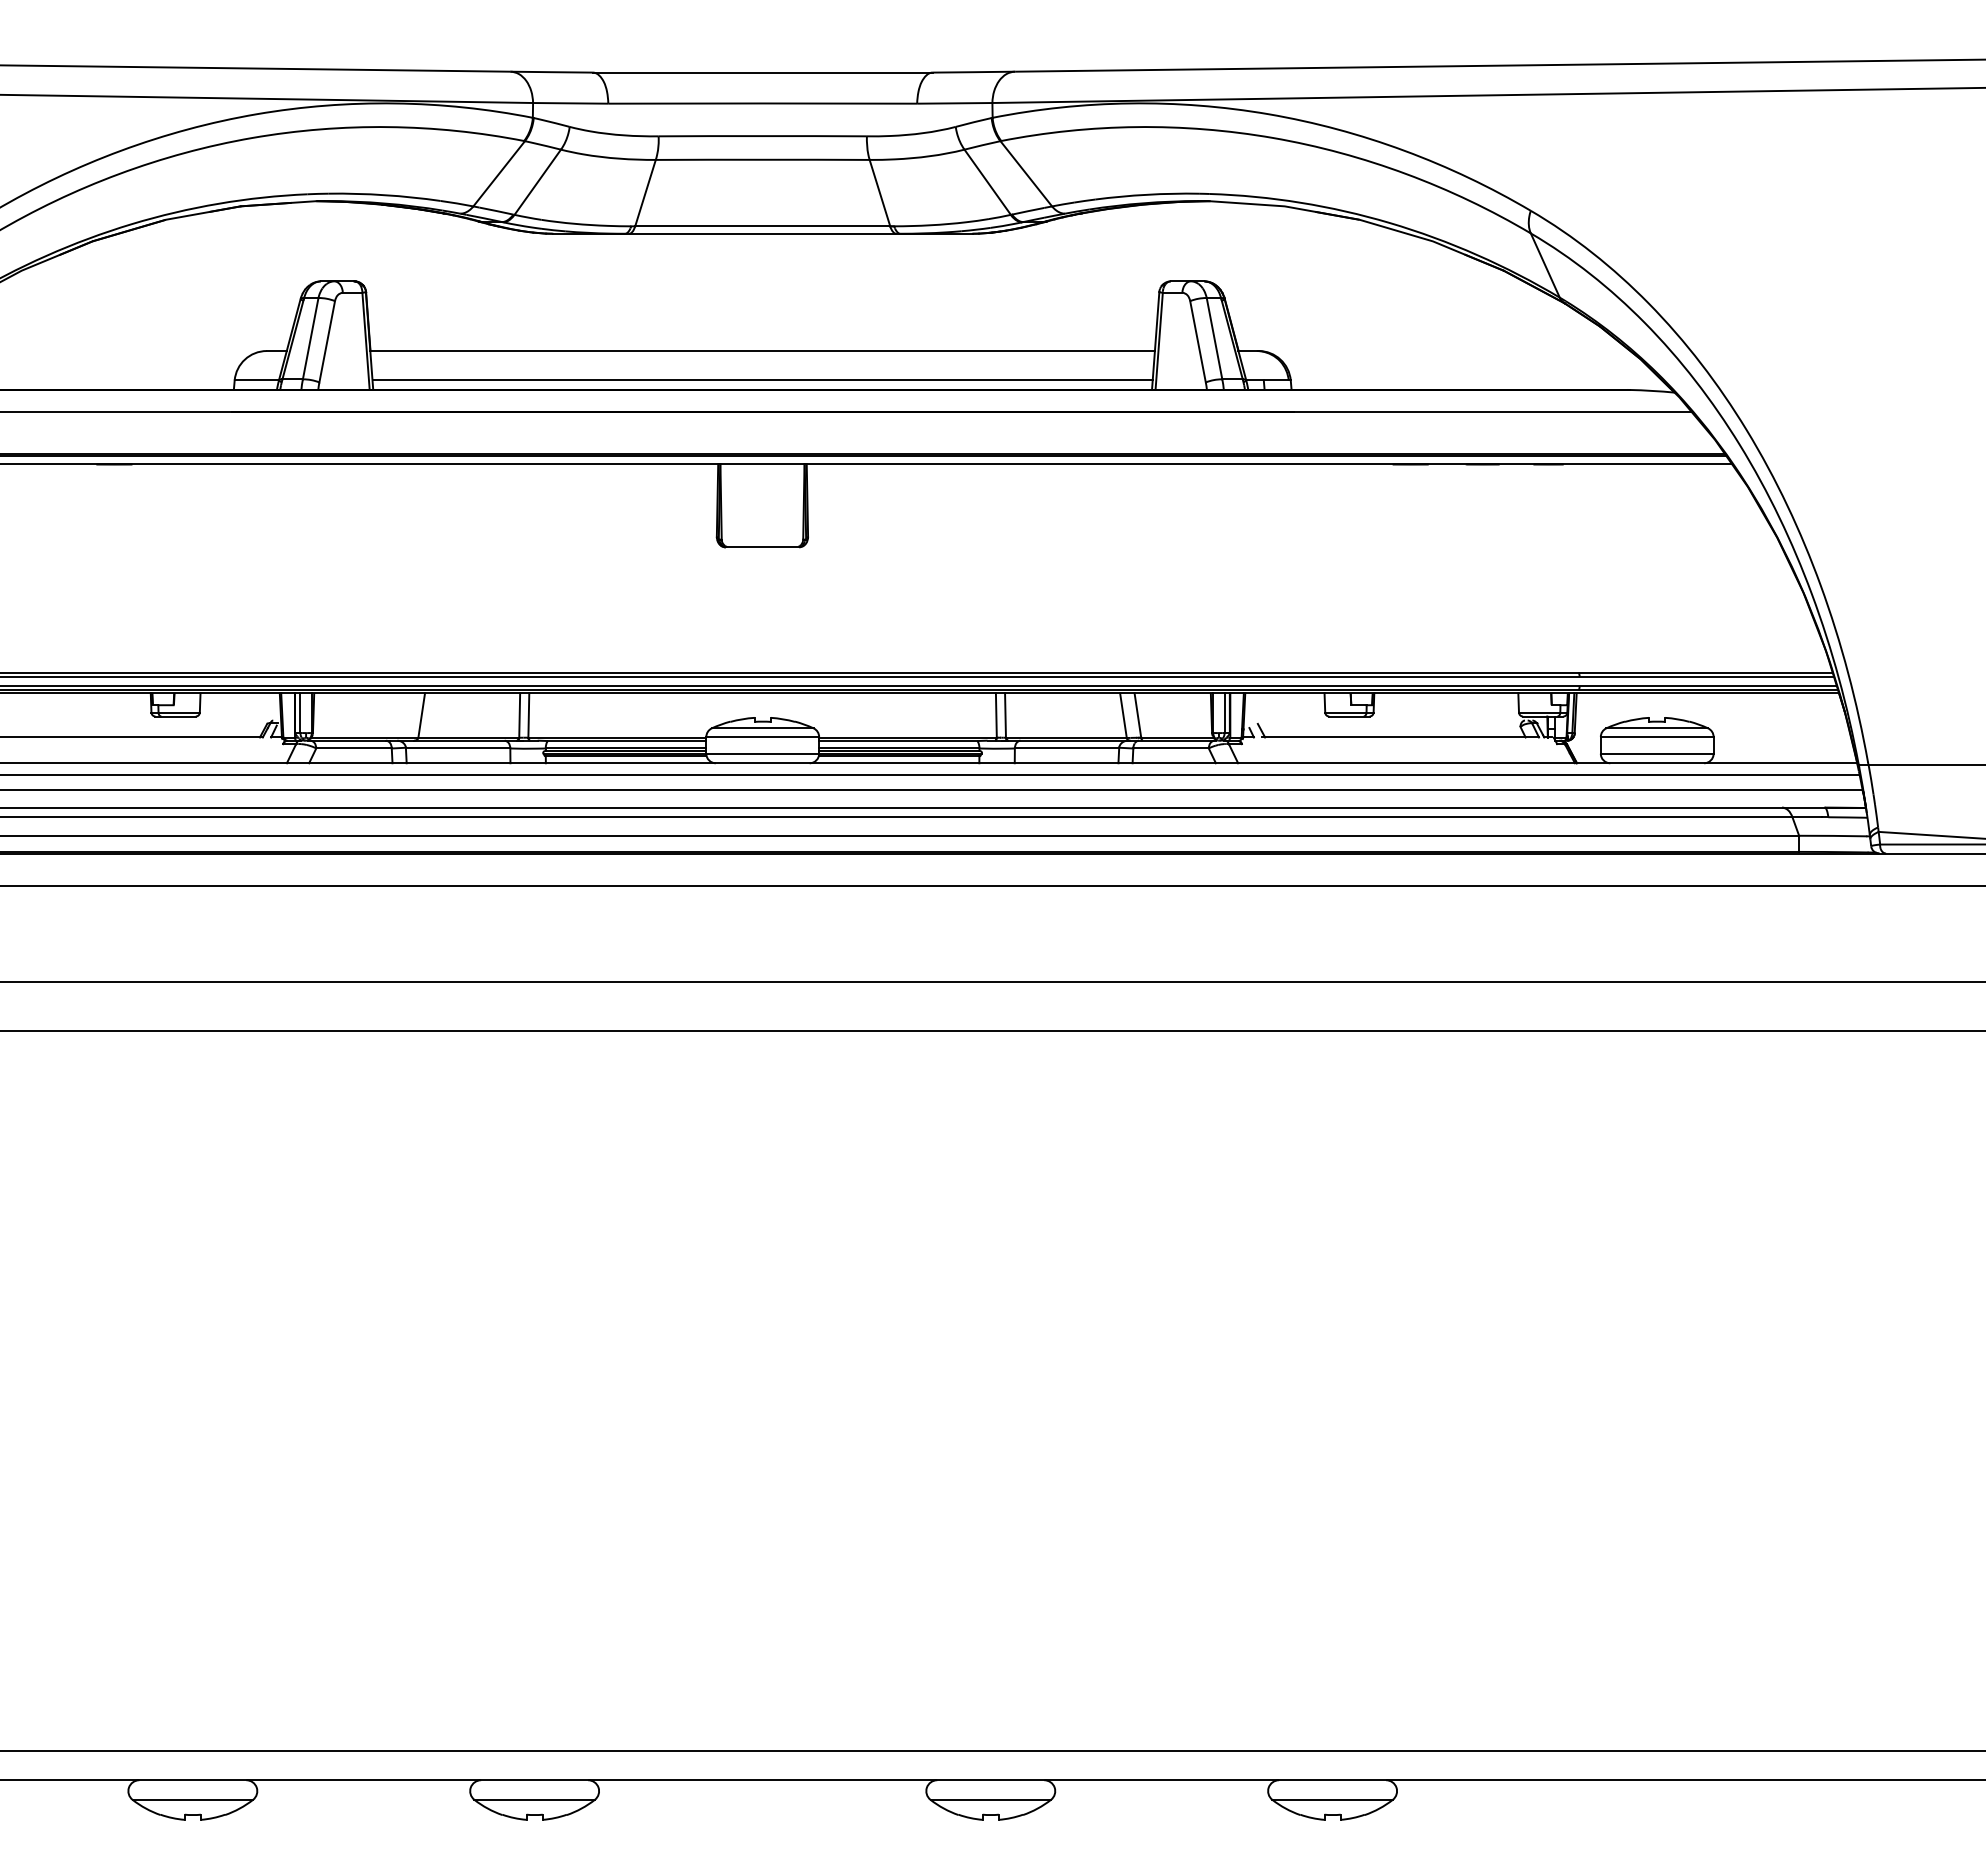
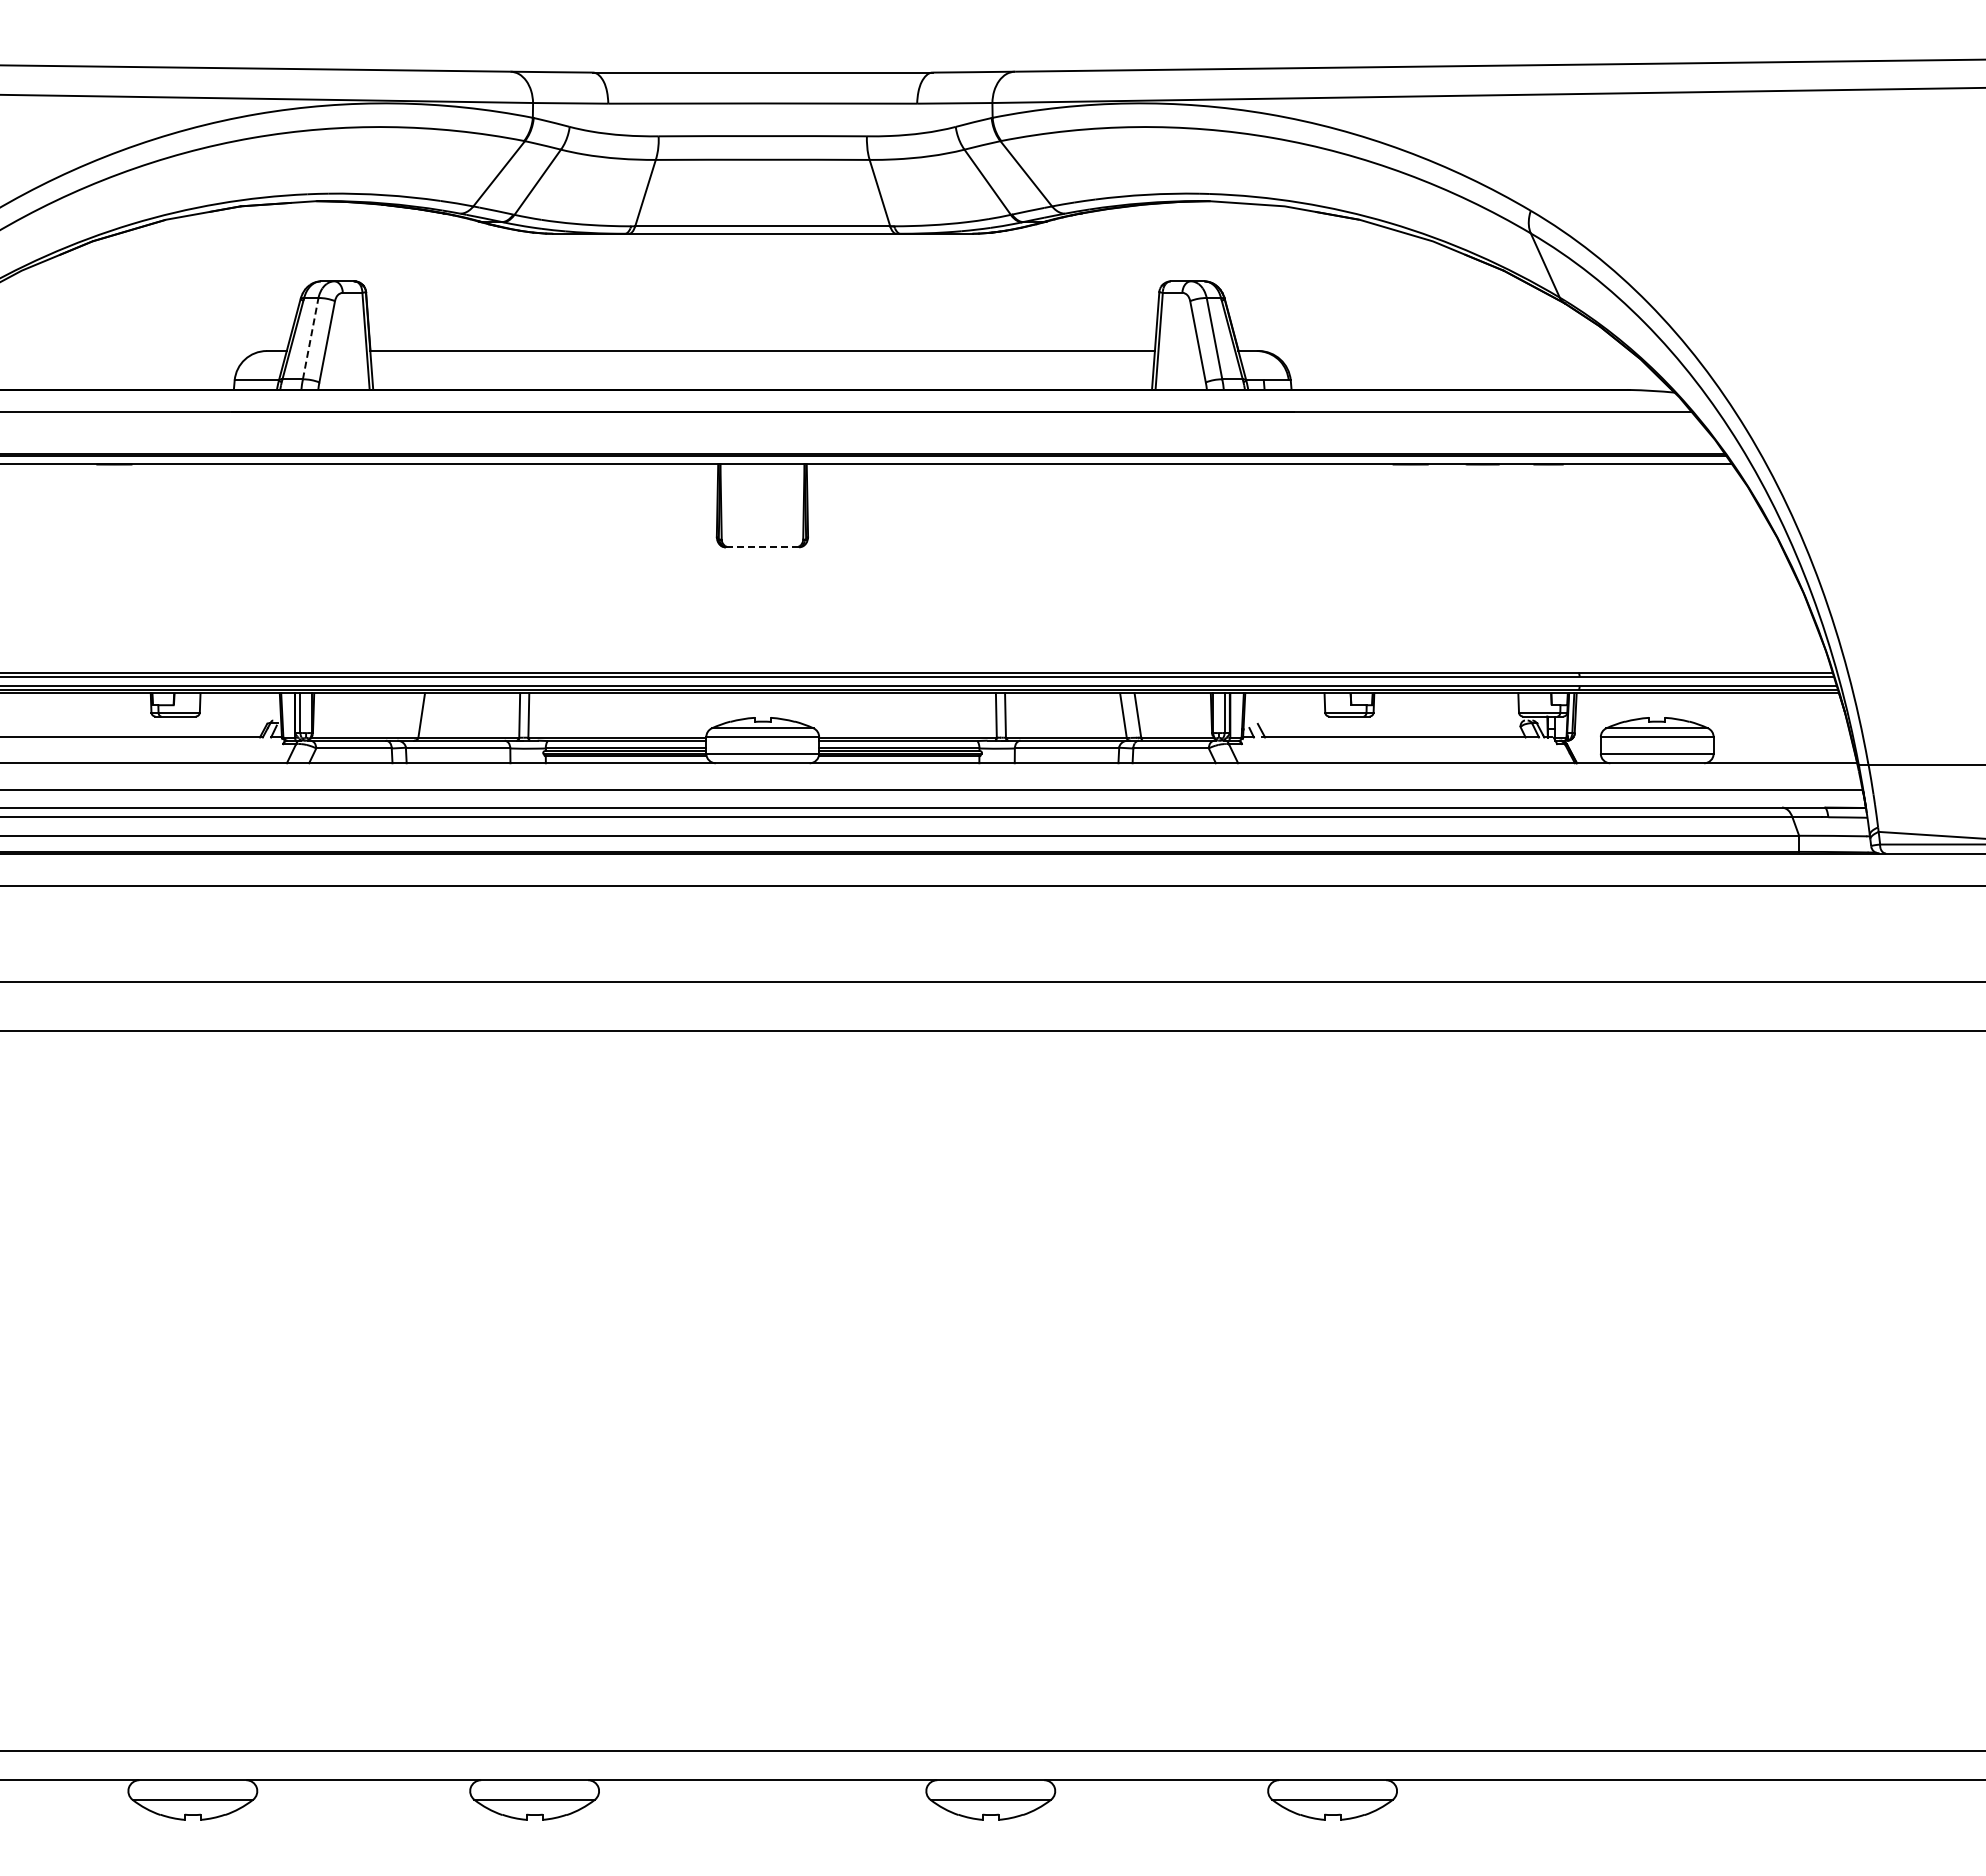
line: solid -> dashed (310, 338)
line: present -> none (762, 380)
line: solid -> dashed (762, 547)
line: present -> none (930, 774)
